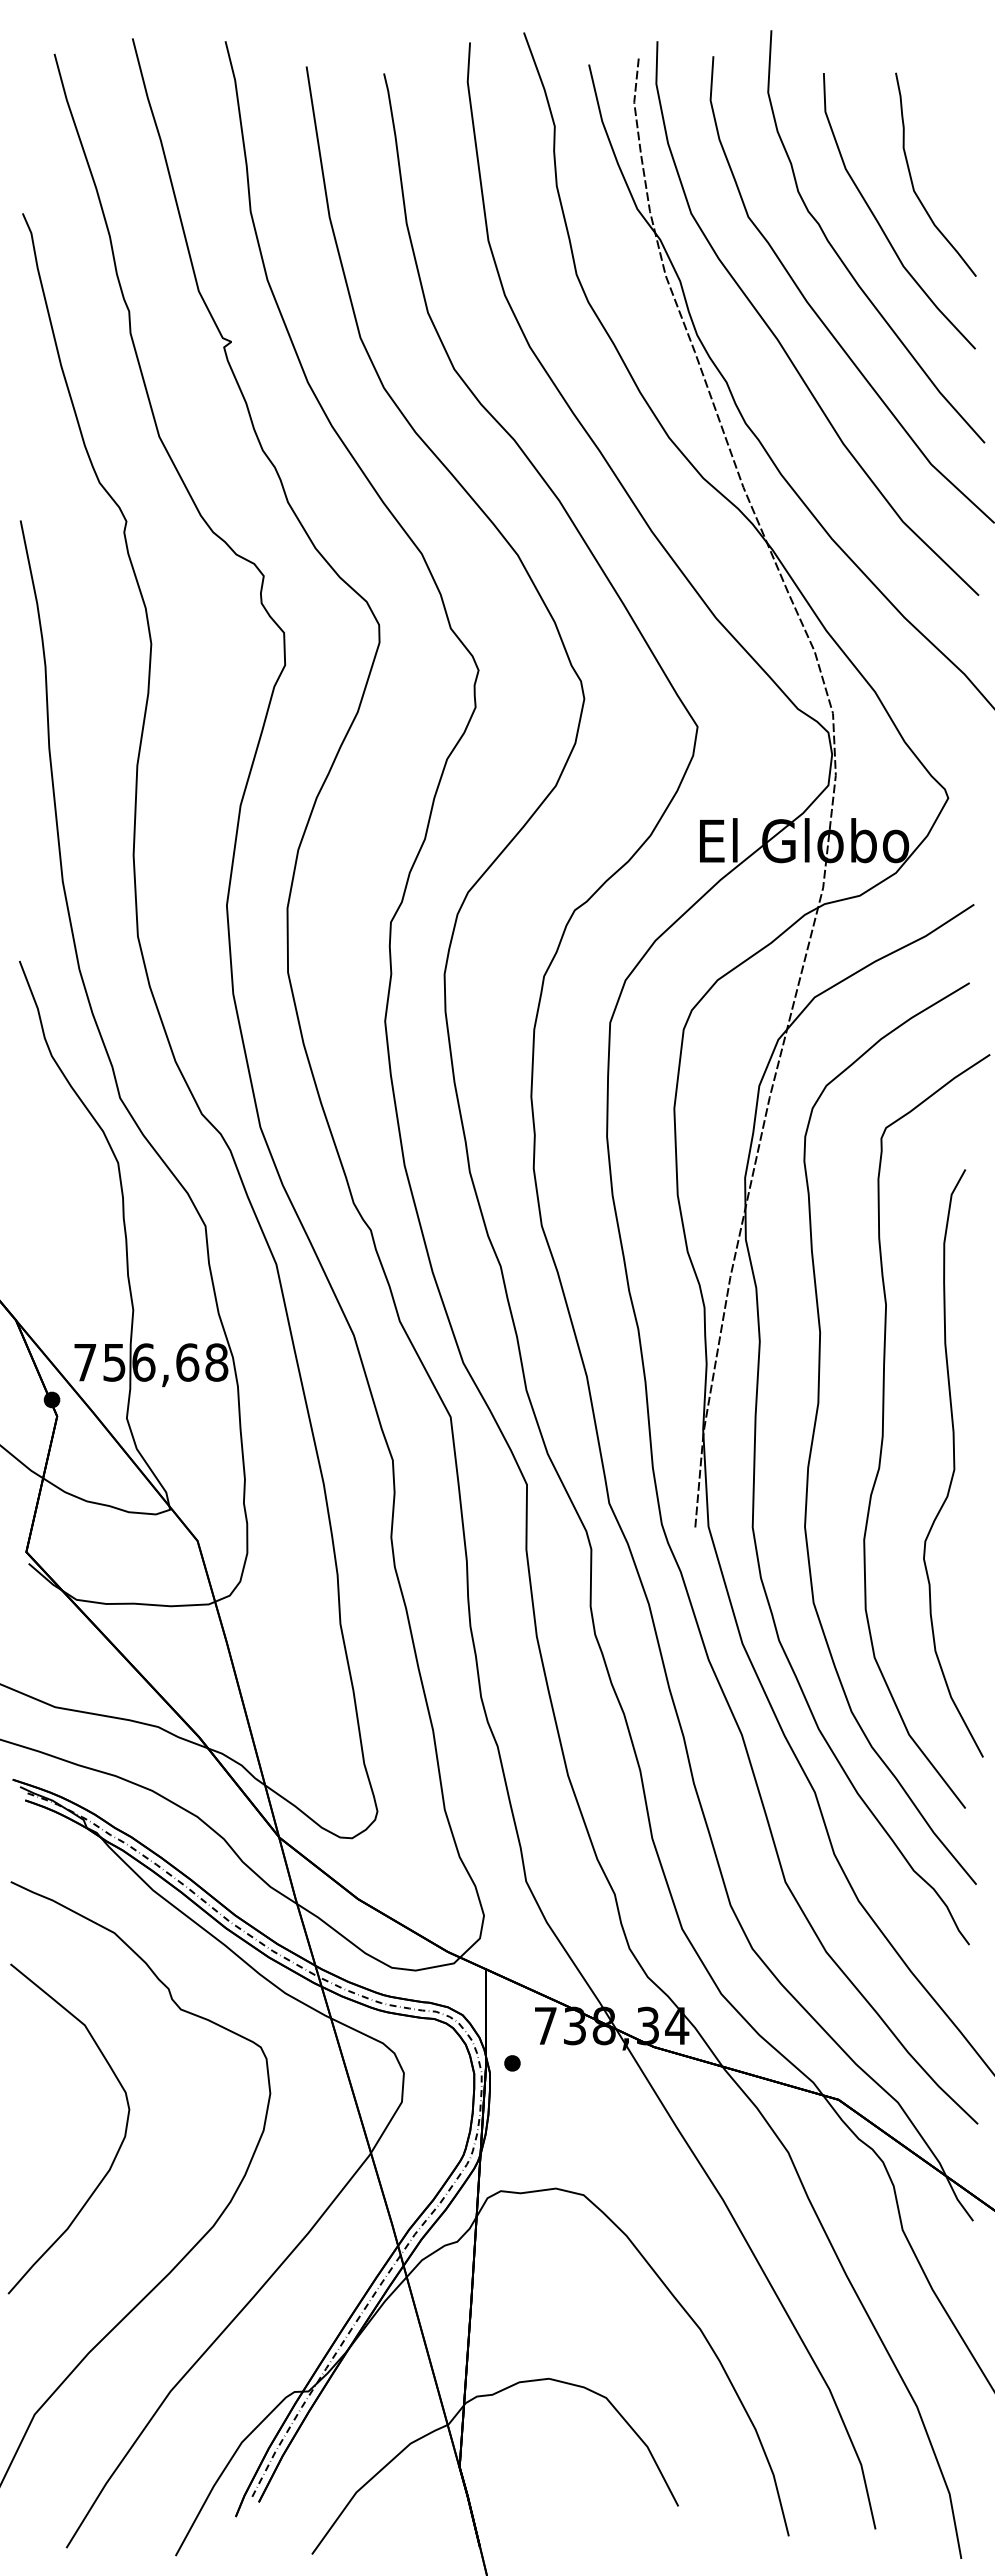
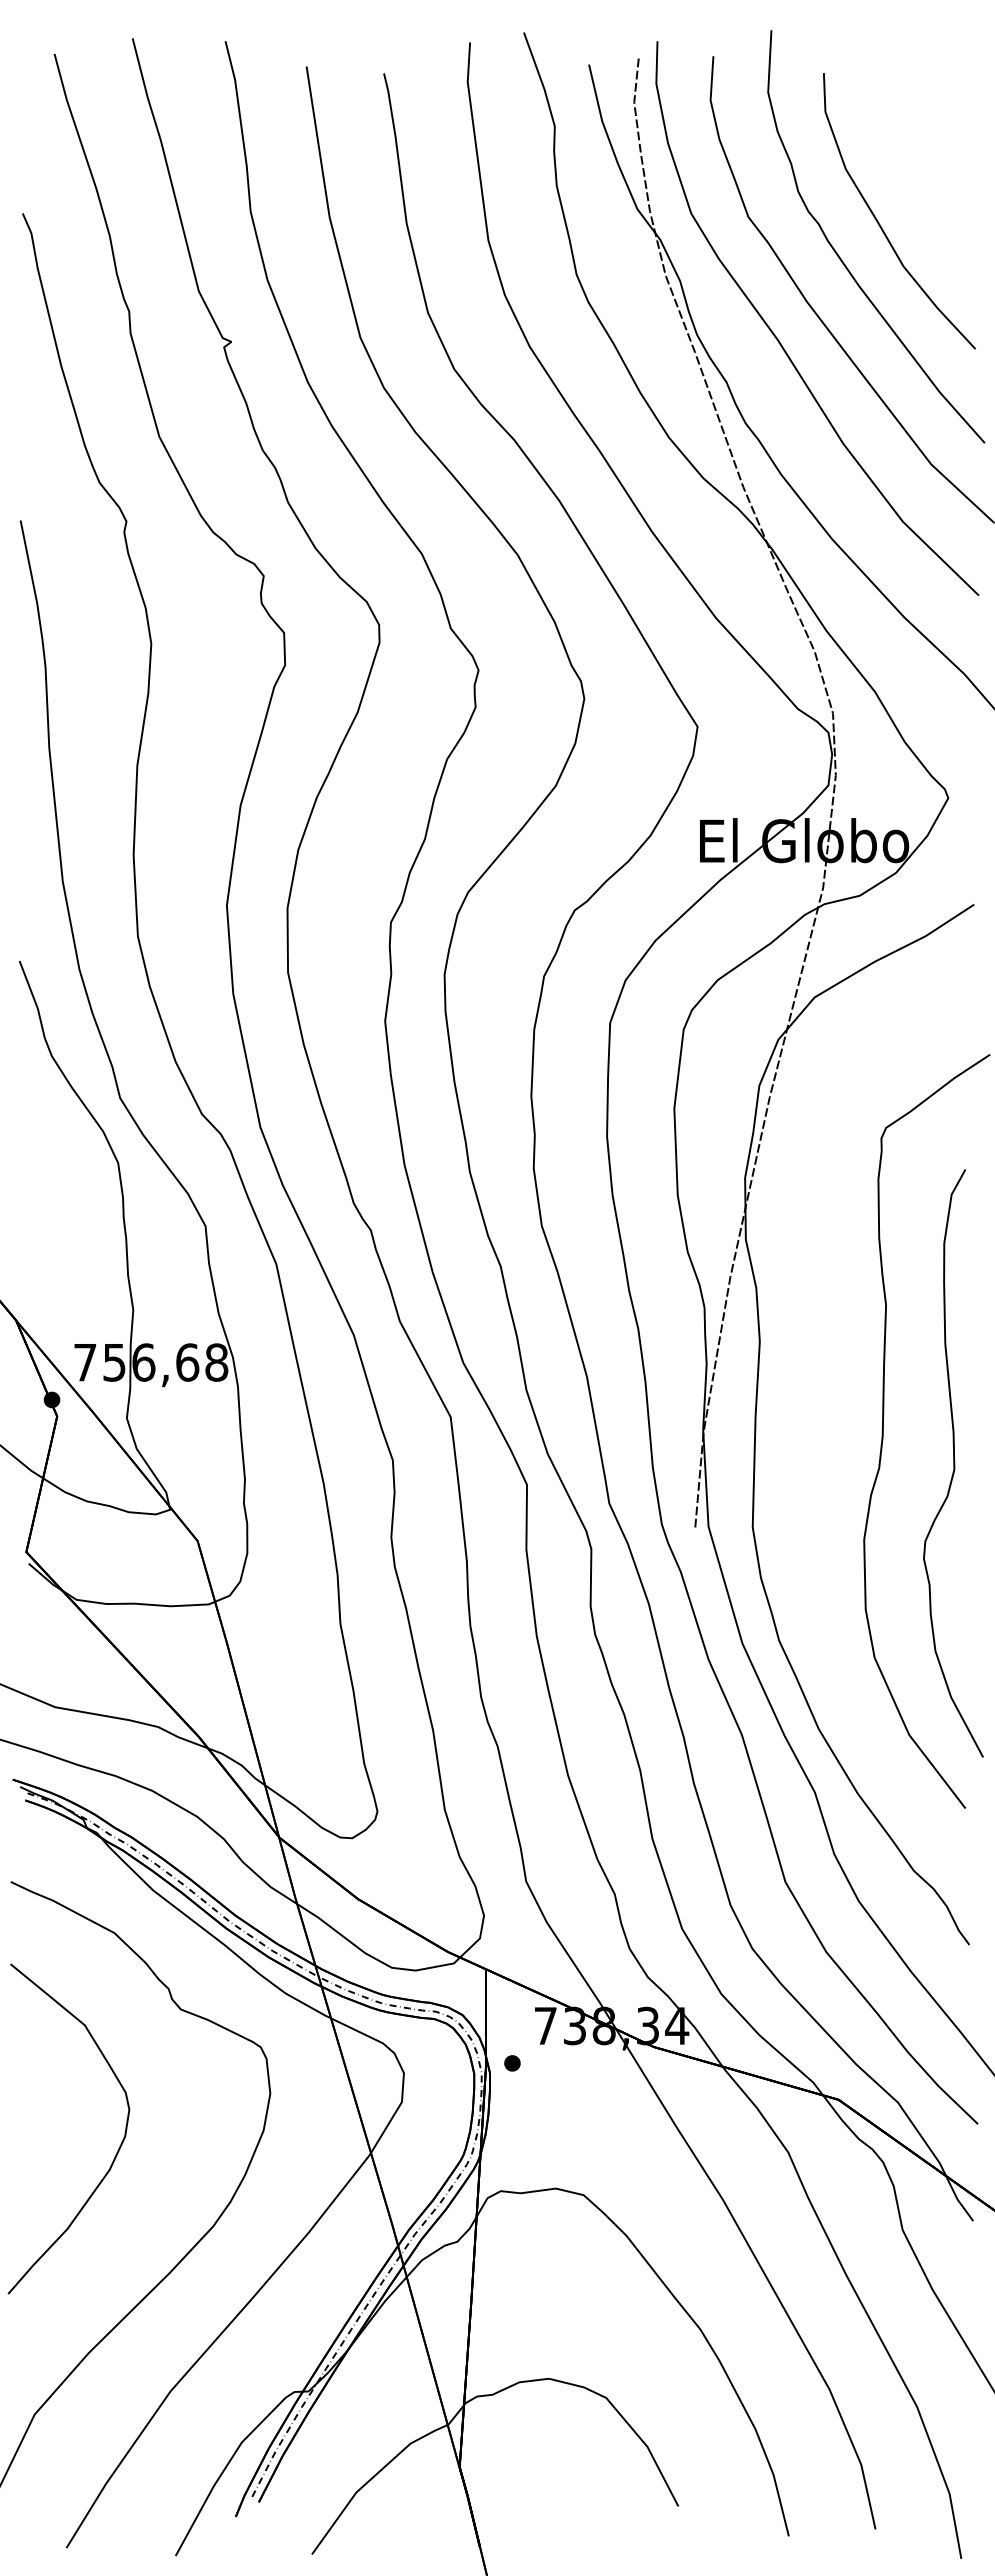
curve: present -> none (912, 179)
curve: present -> none (816, 1422)
